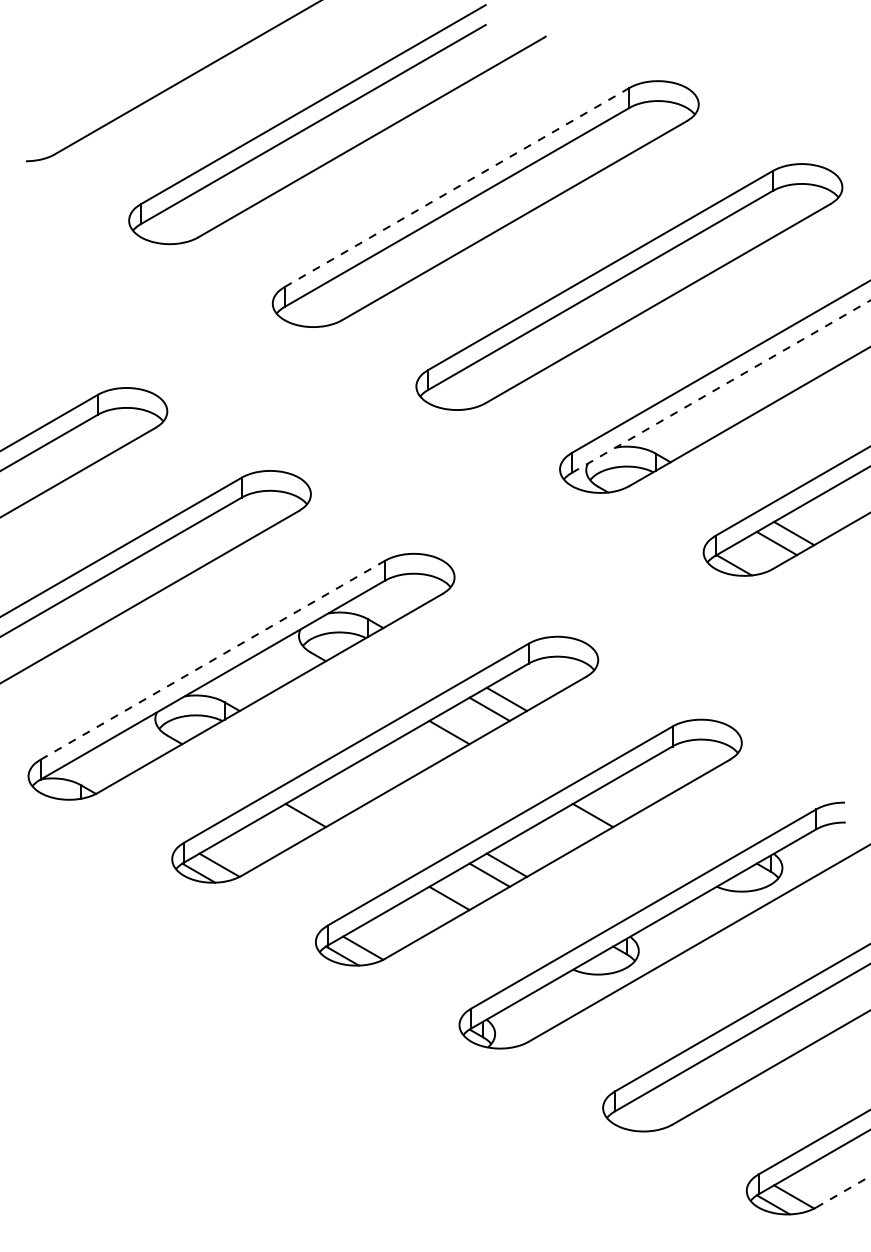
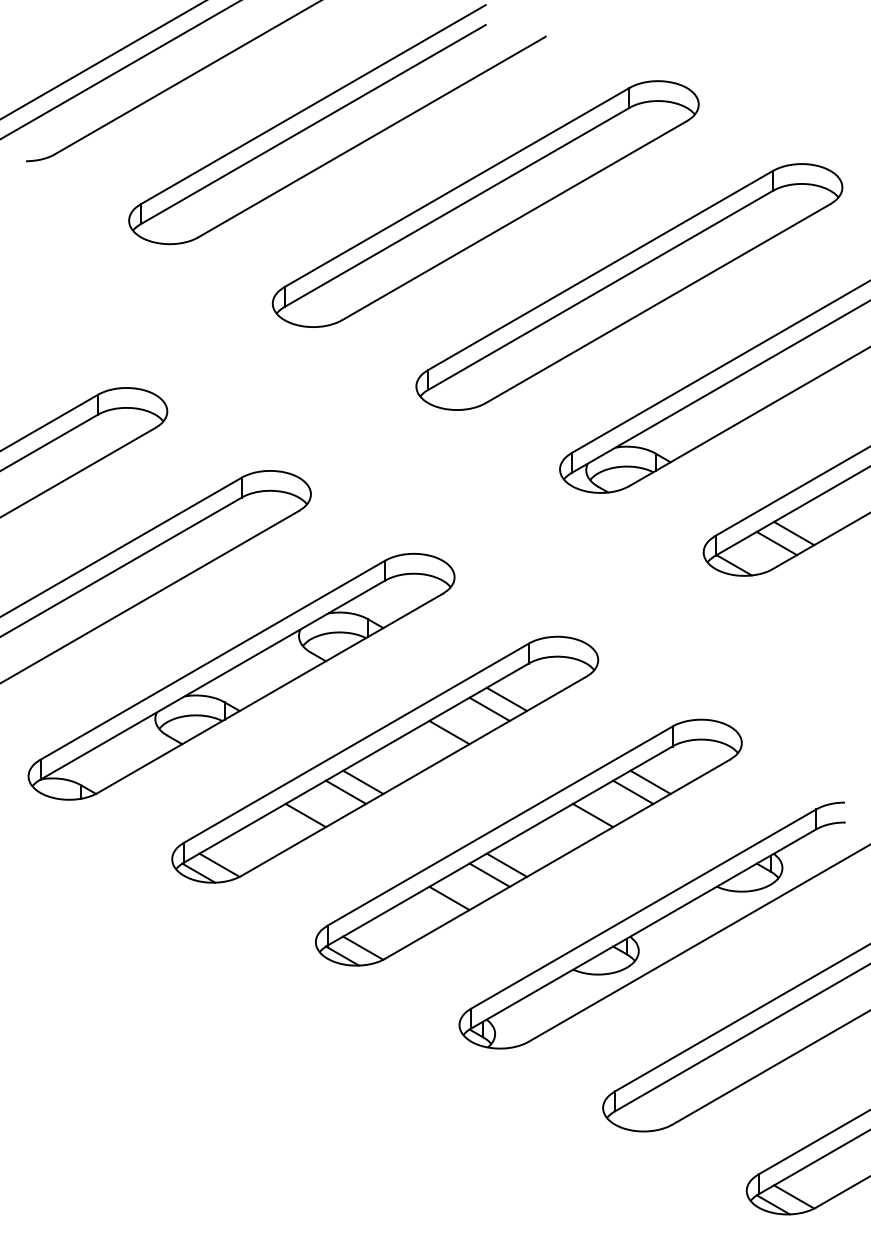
line: none -> present (102, 60)
line: none -> present (120, 70)
line: dashed -> solid (457, 187)
line: dashed -> solid (721, 386)
line: dashed -> solid (213, 659)
line: none -> present (363, 781)
line: none -> present (650, 781)
line: none -> present (345, 791)
line: none -> present (633, 791)
line: dashed -> solid (843, 1192)
